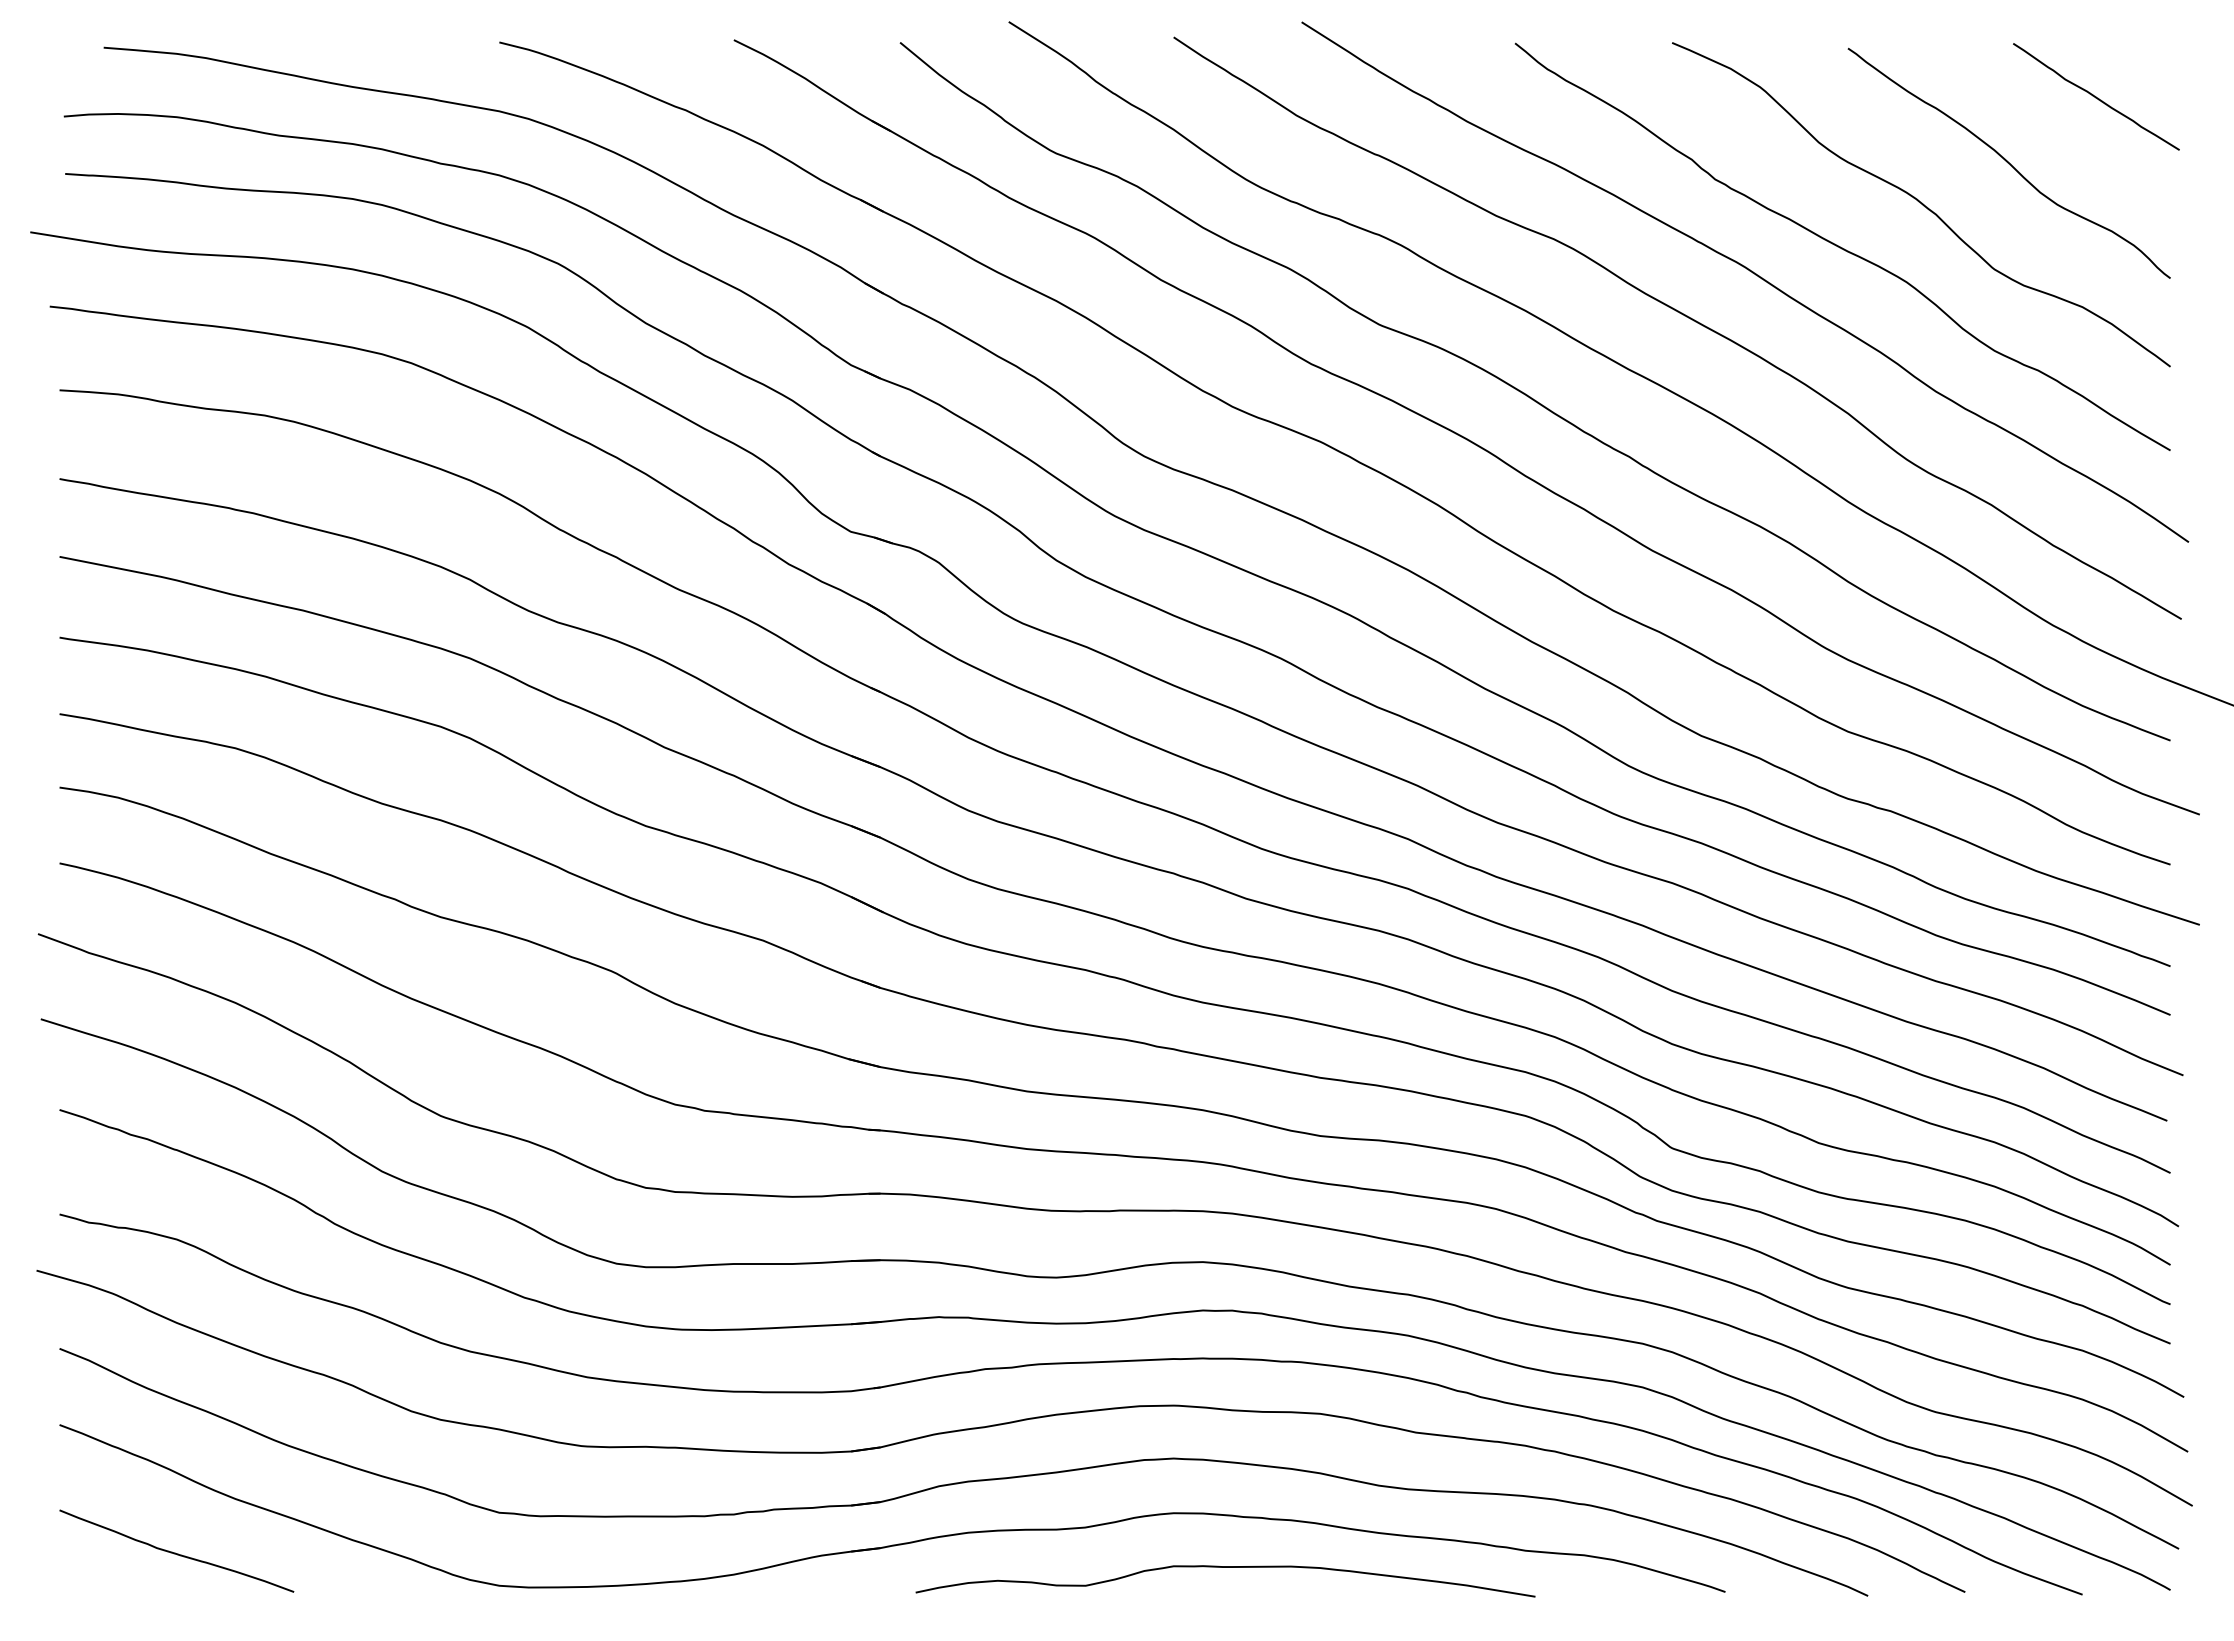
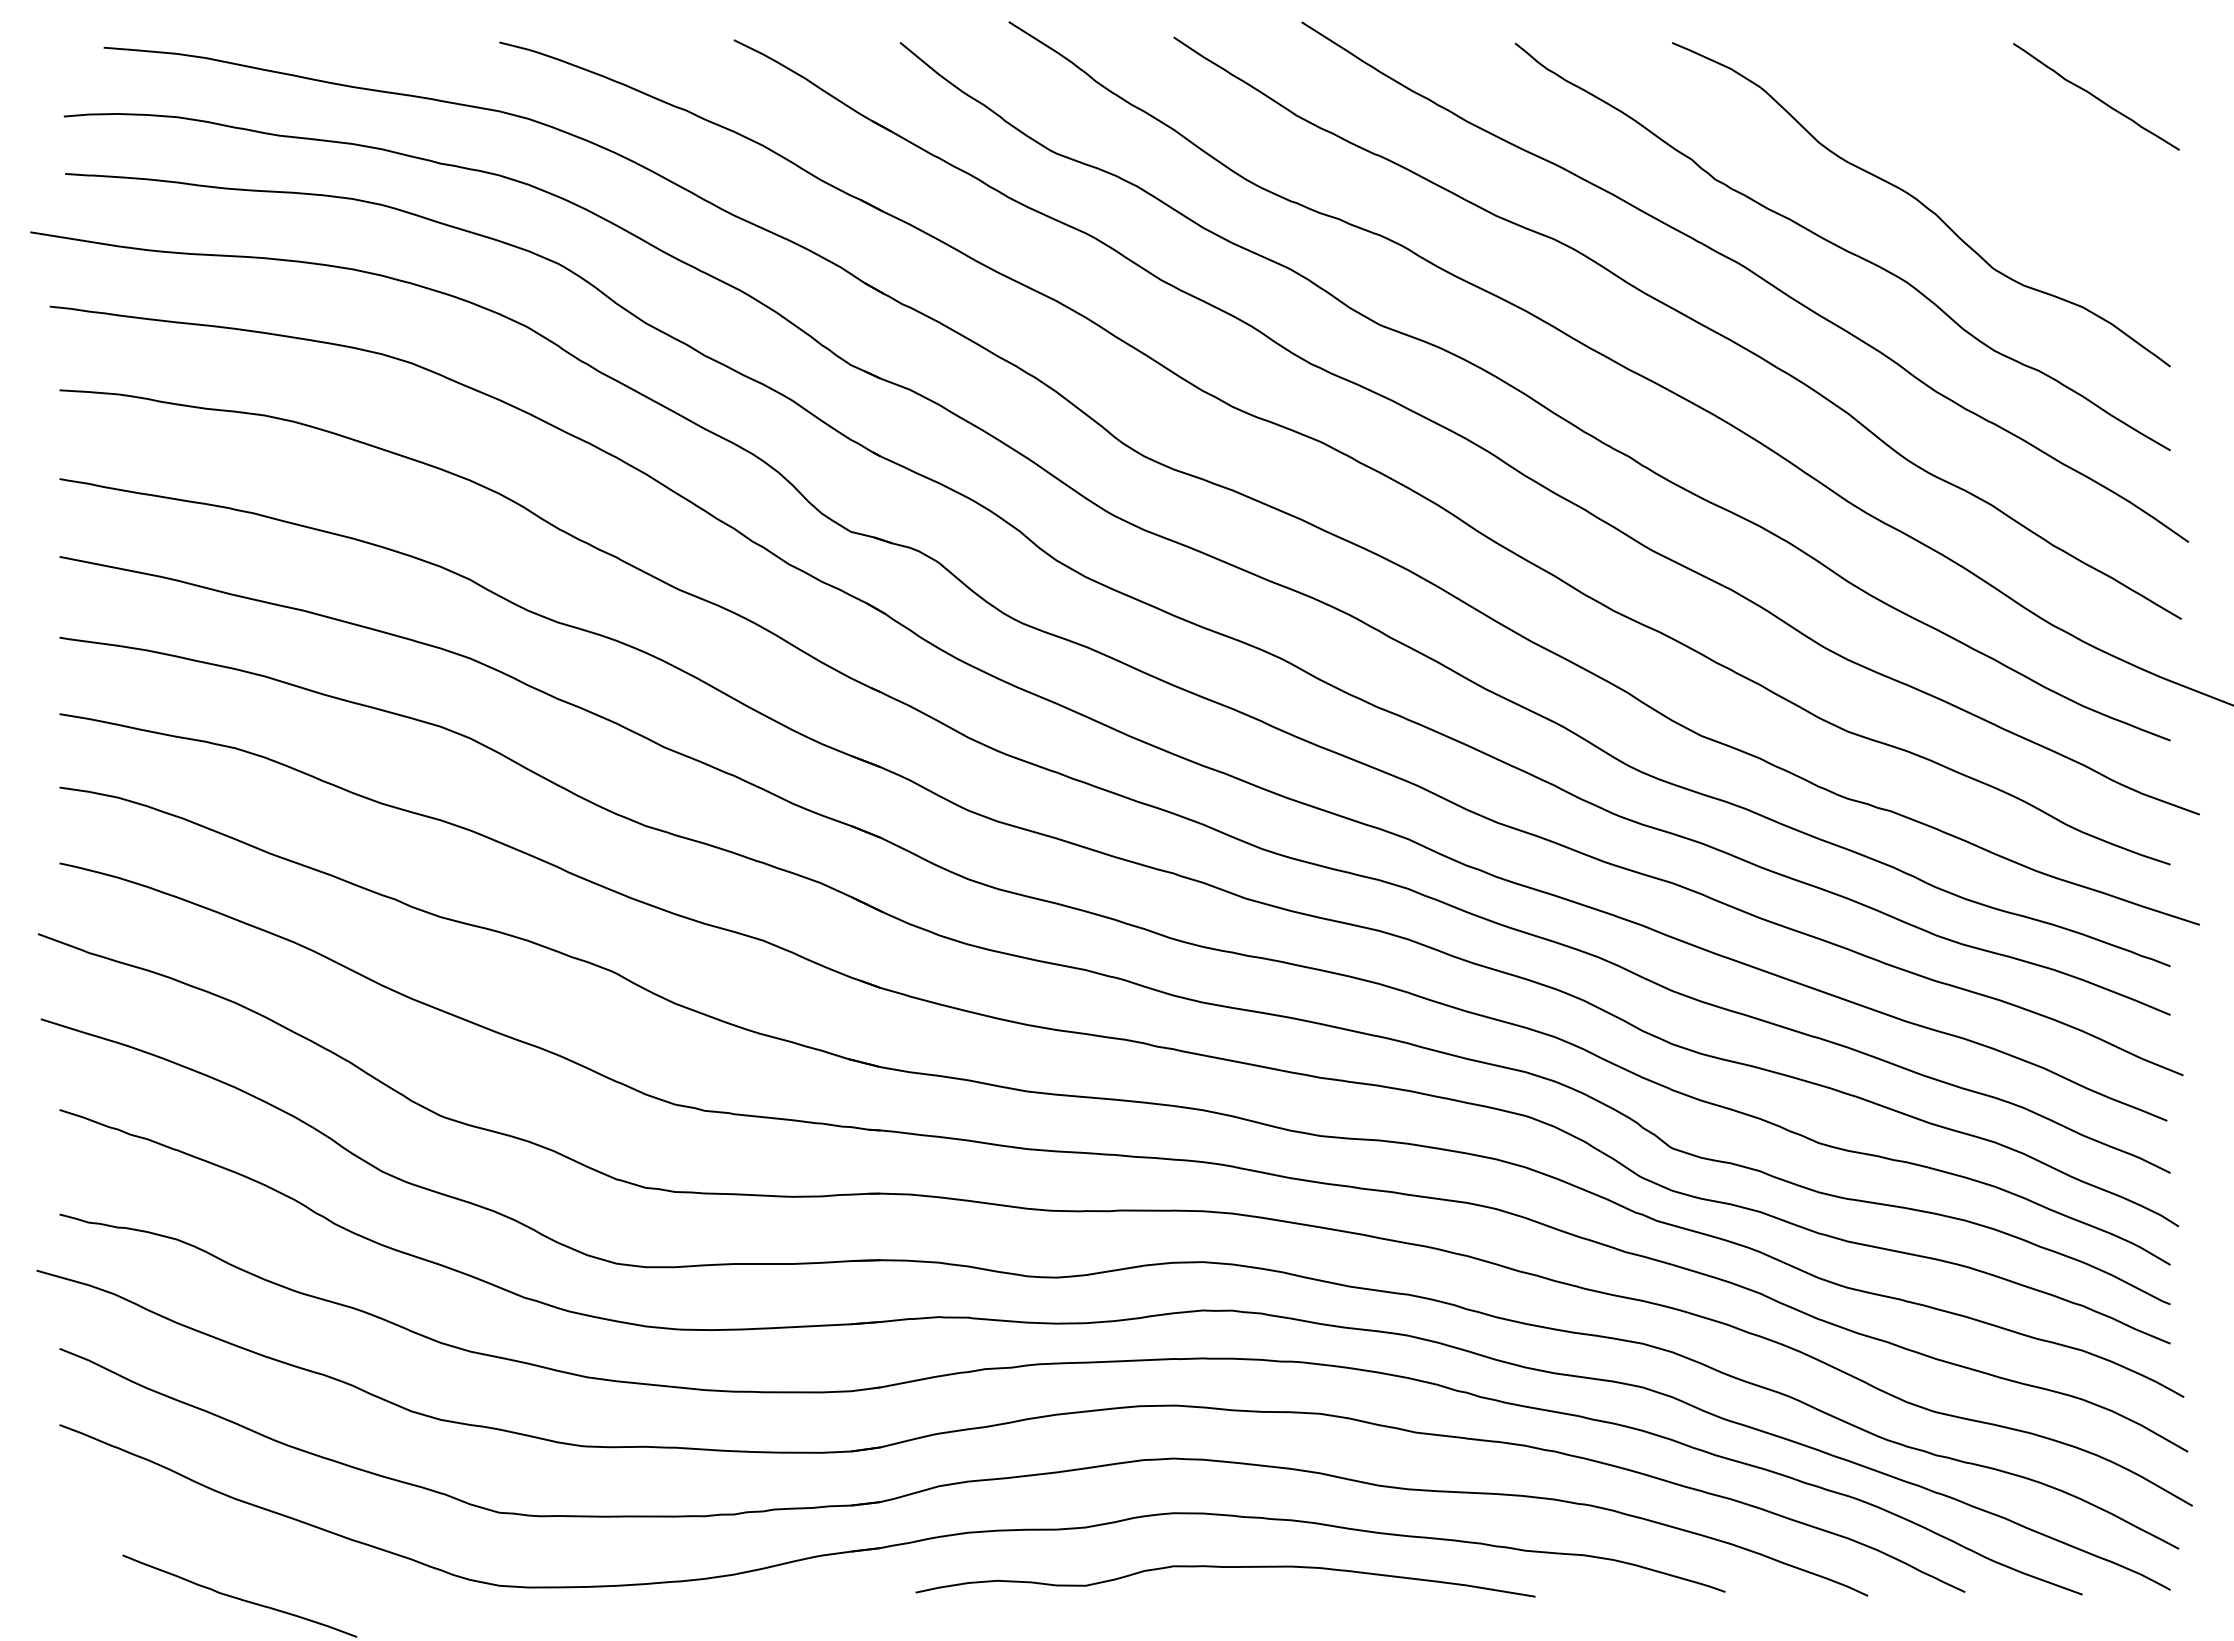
curve: present -> none (2008, 162)
curve position: (175, 1552) -> (238, 1597) (238, 1597)
